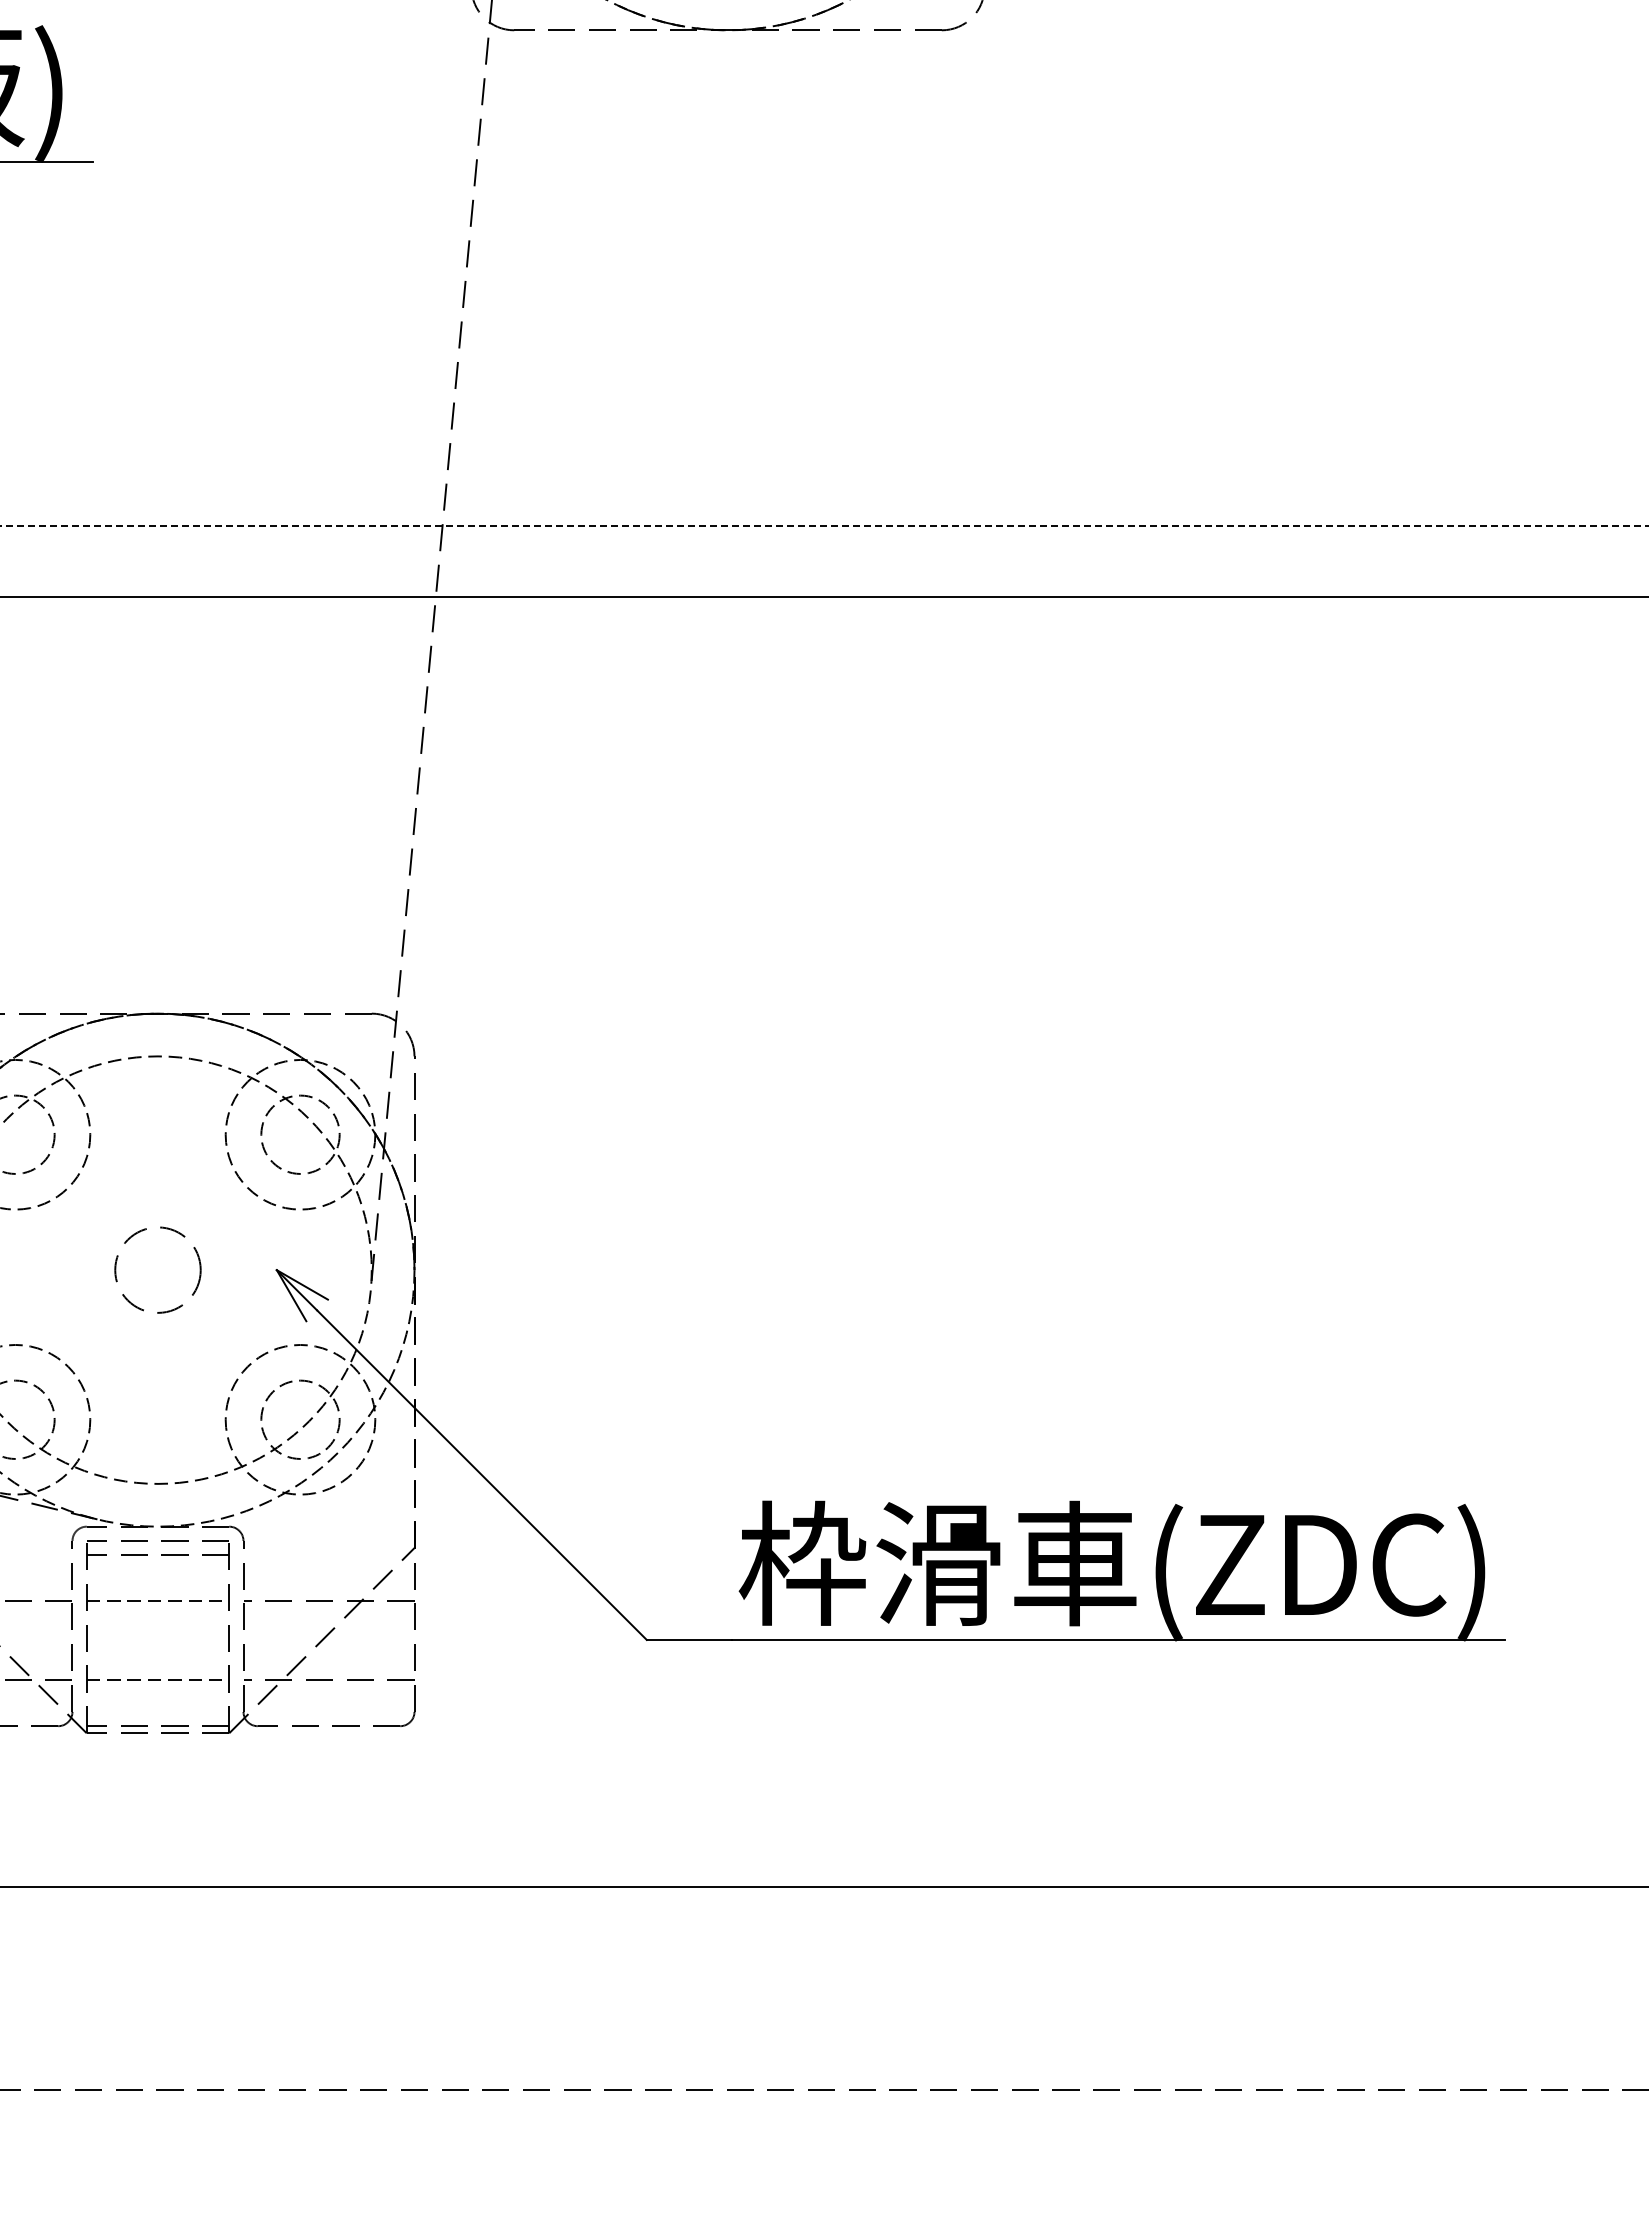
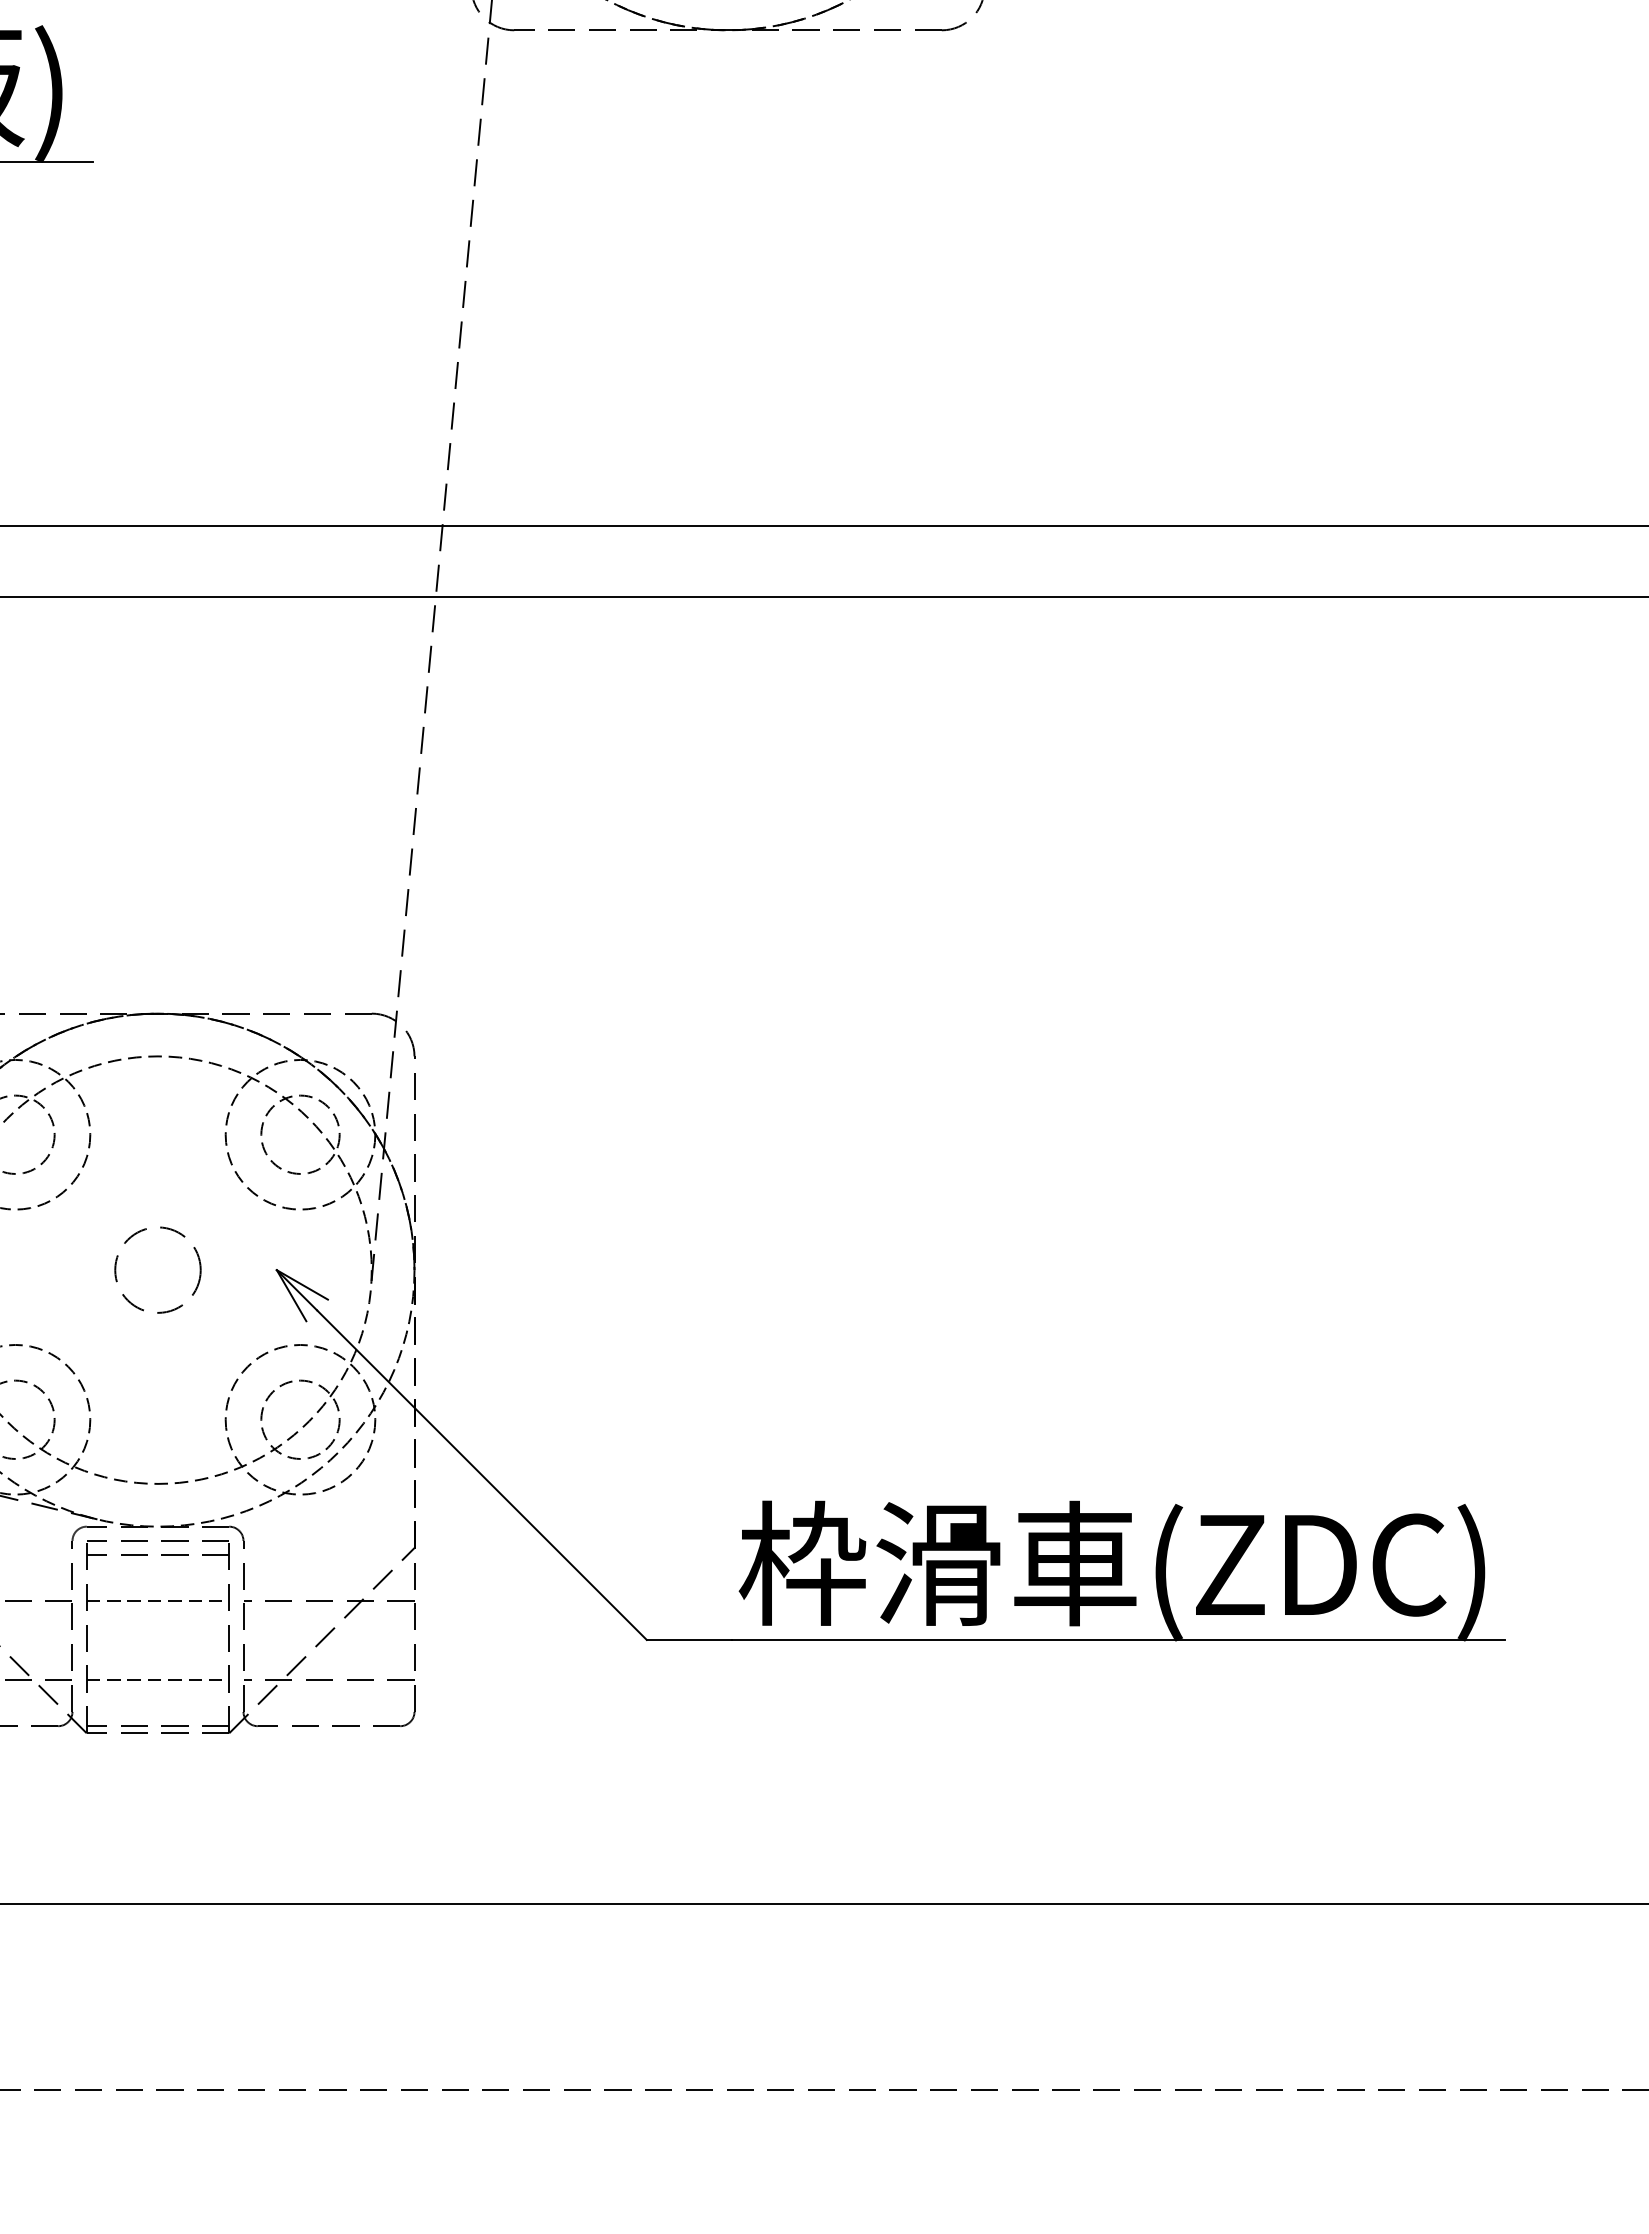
line: dashed -> solid (824, 525)
line position: (823, 1887) -> (823, 1904) (823, 1904)
